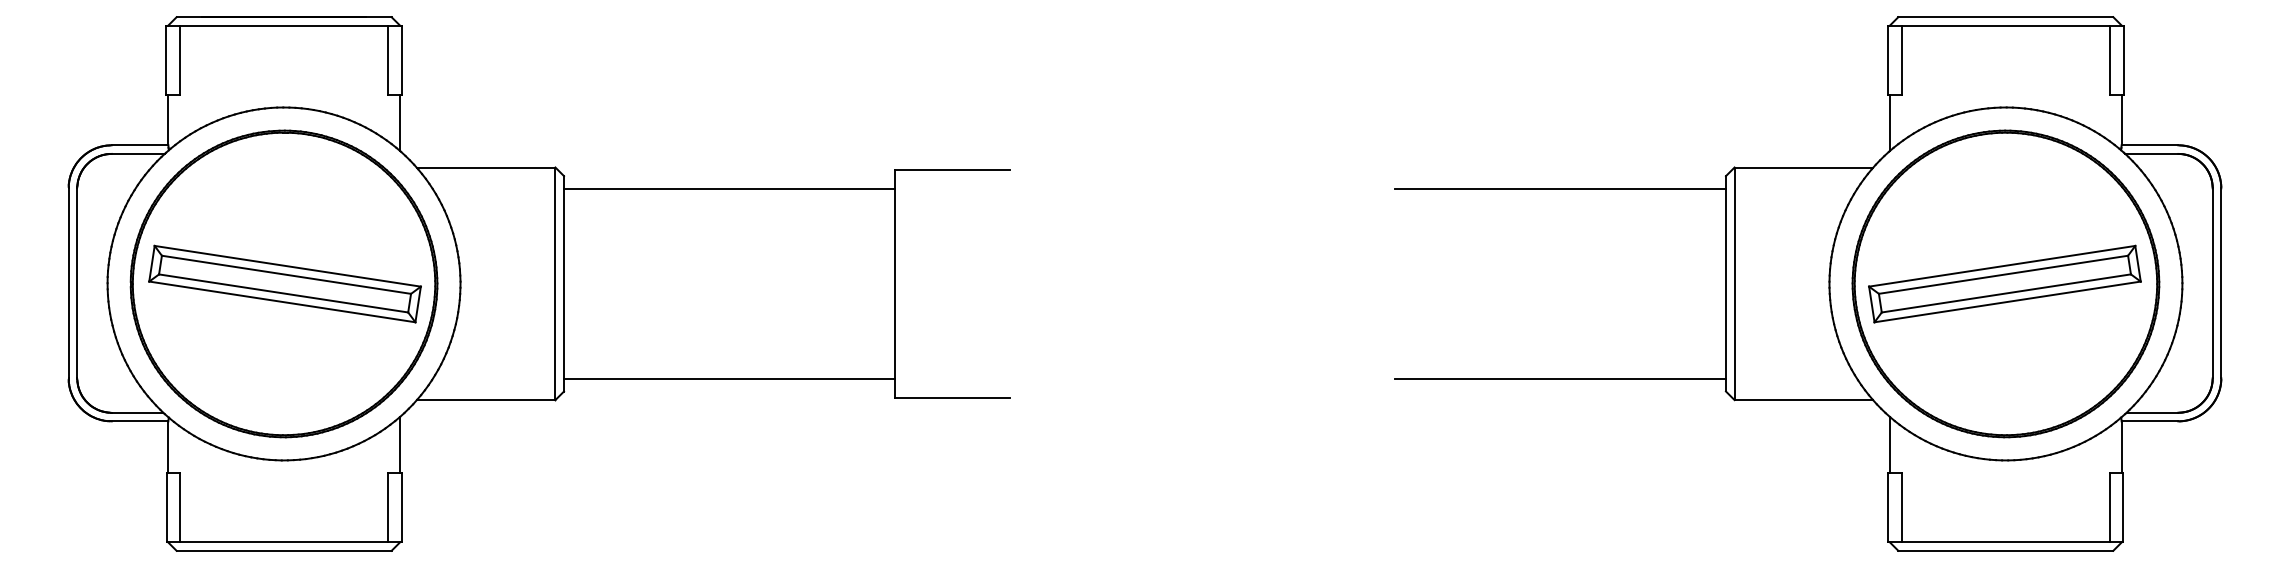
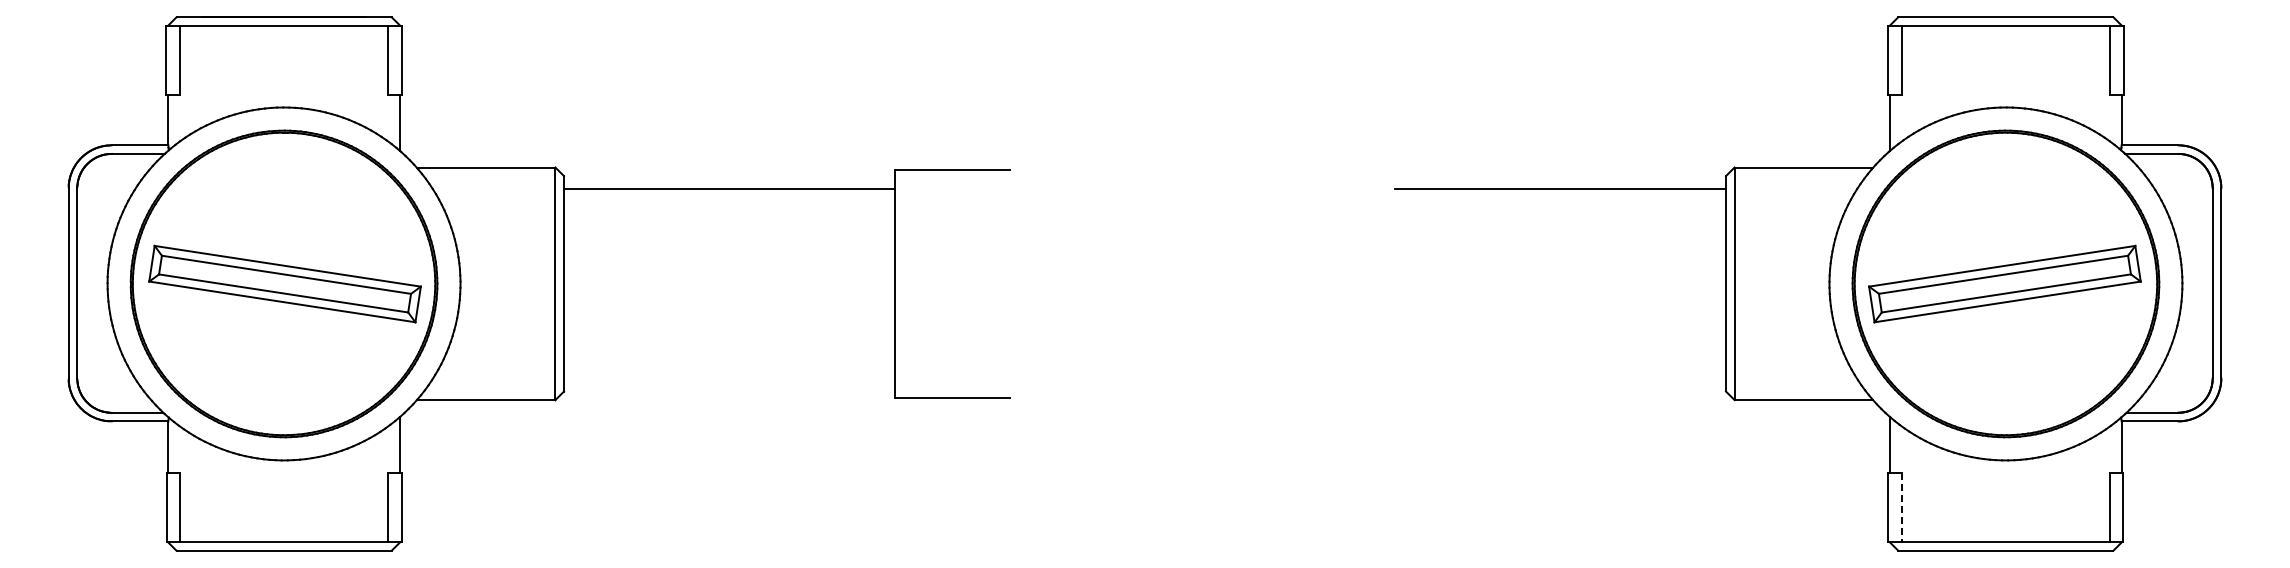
line: present -> none (729, 378)
line: present -> none (1559, 378)
line: solid -> dashed (1901, 508)
